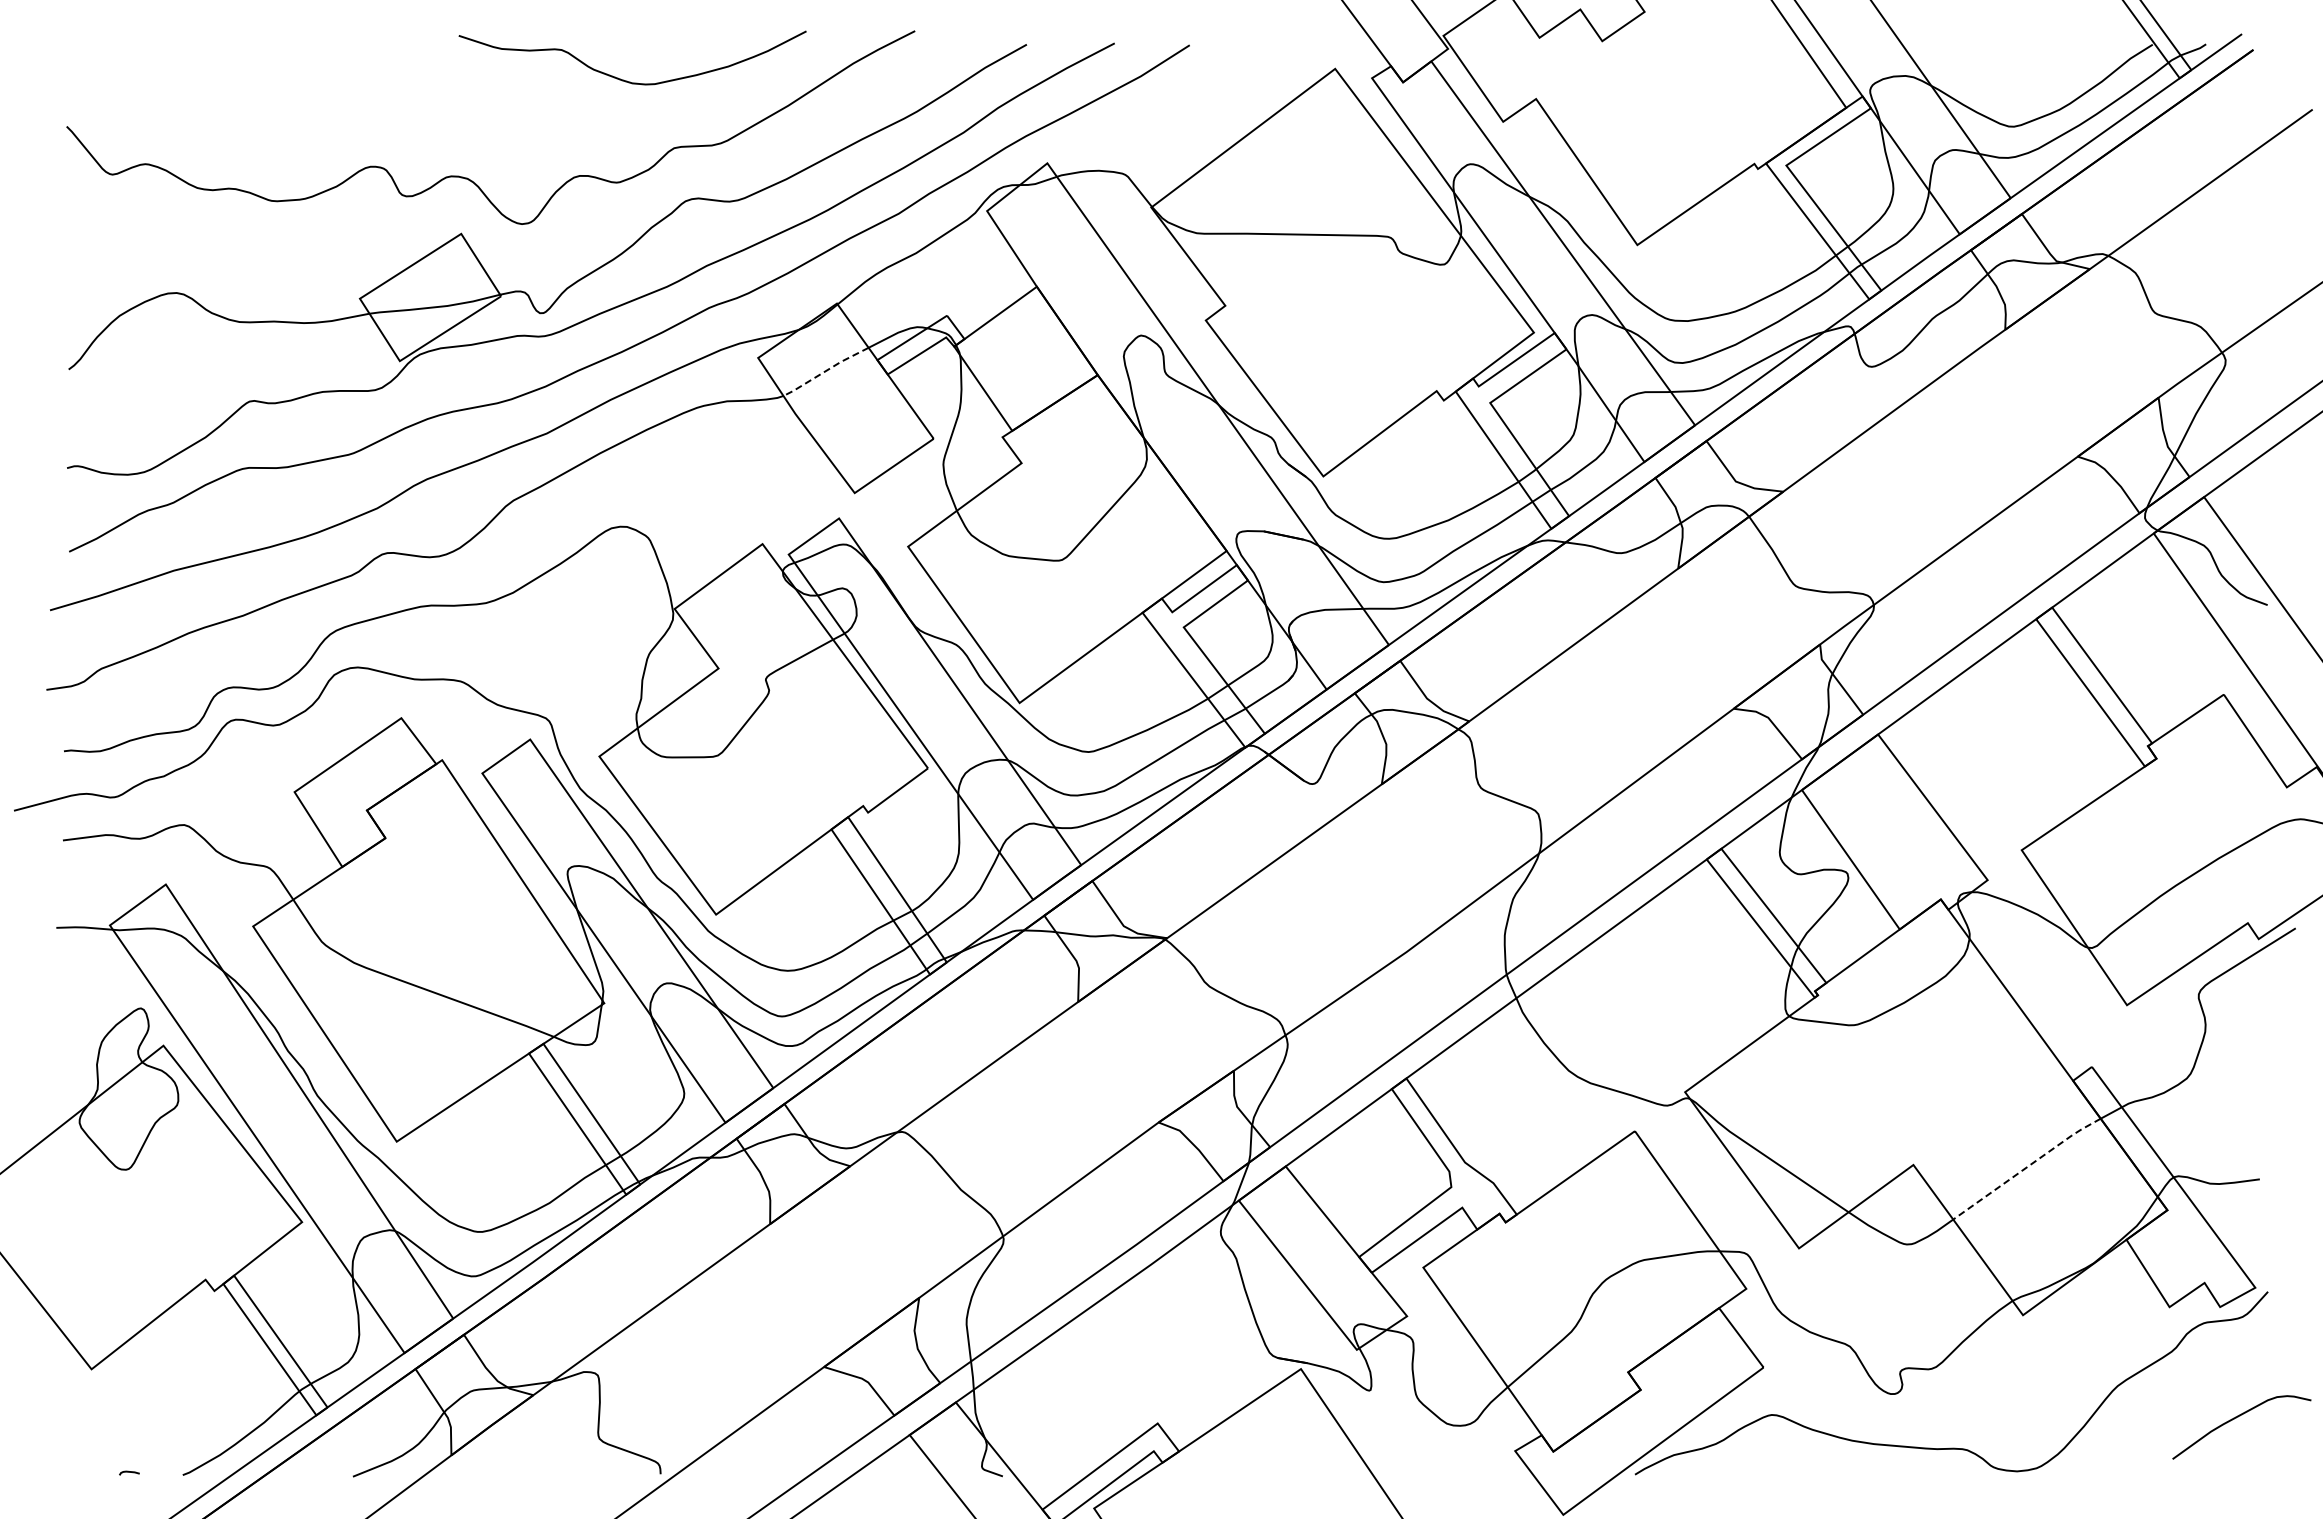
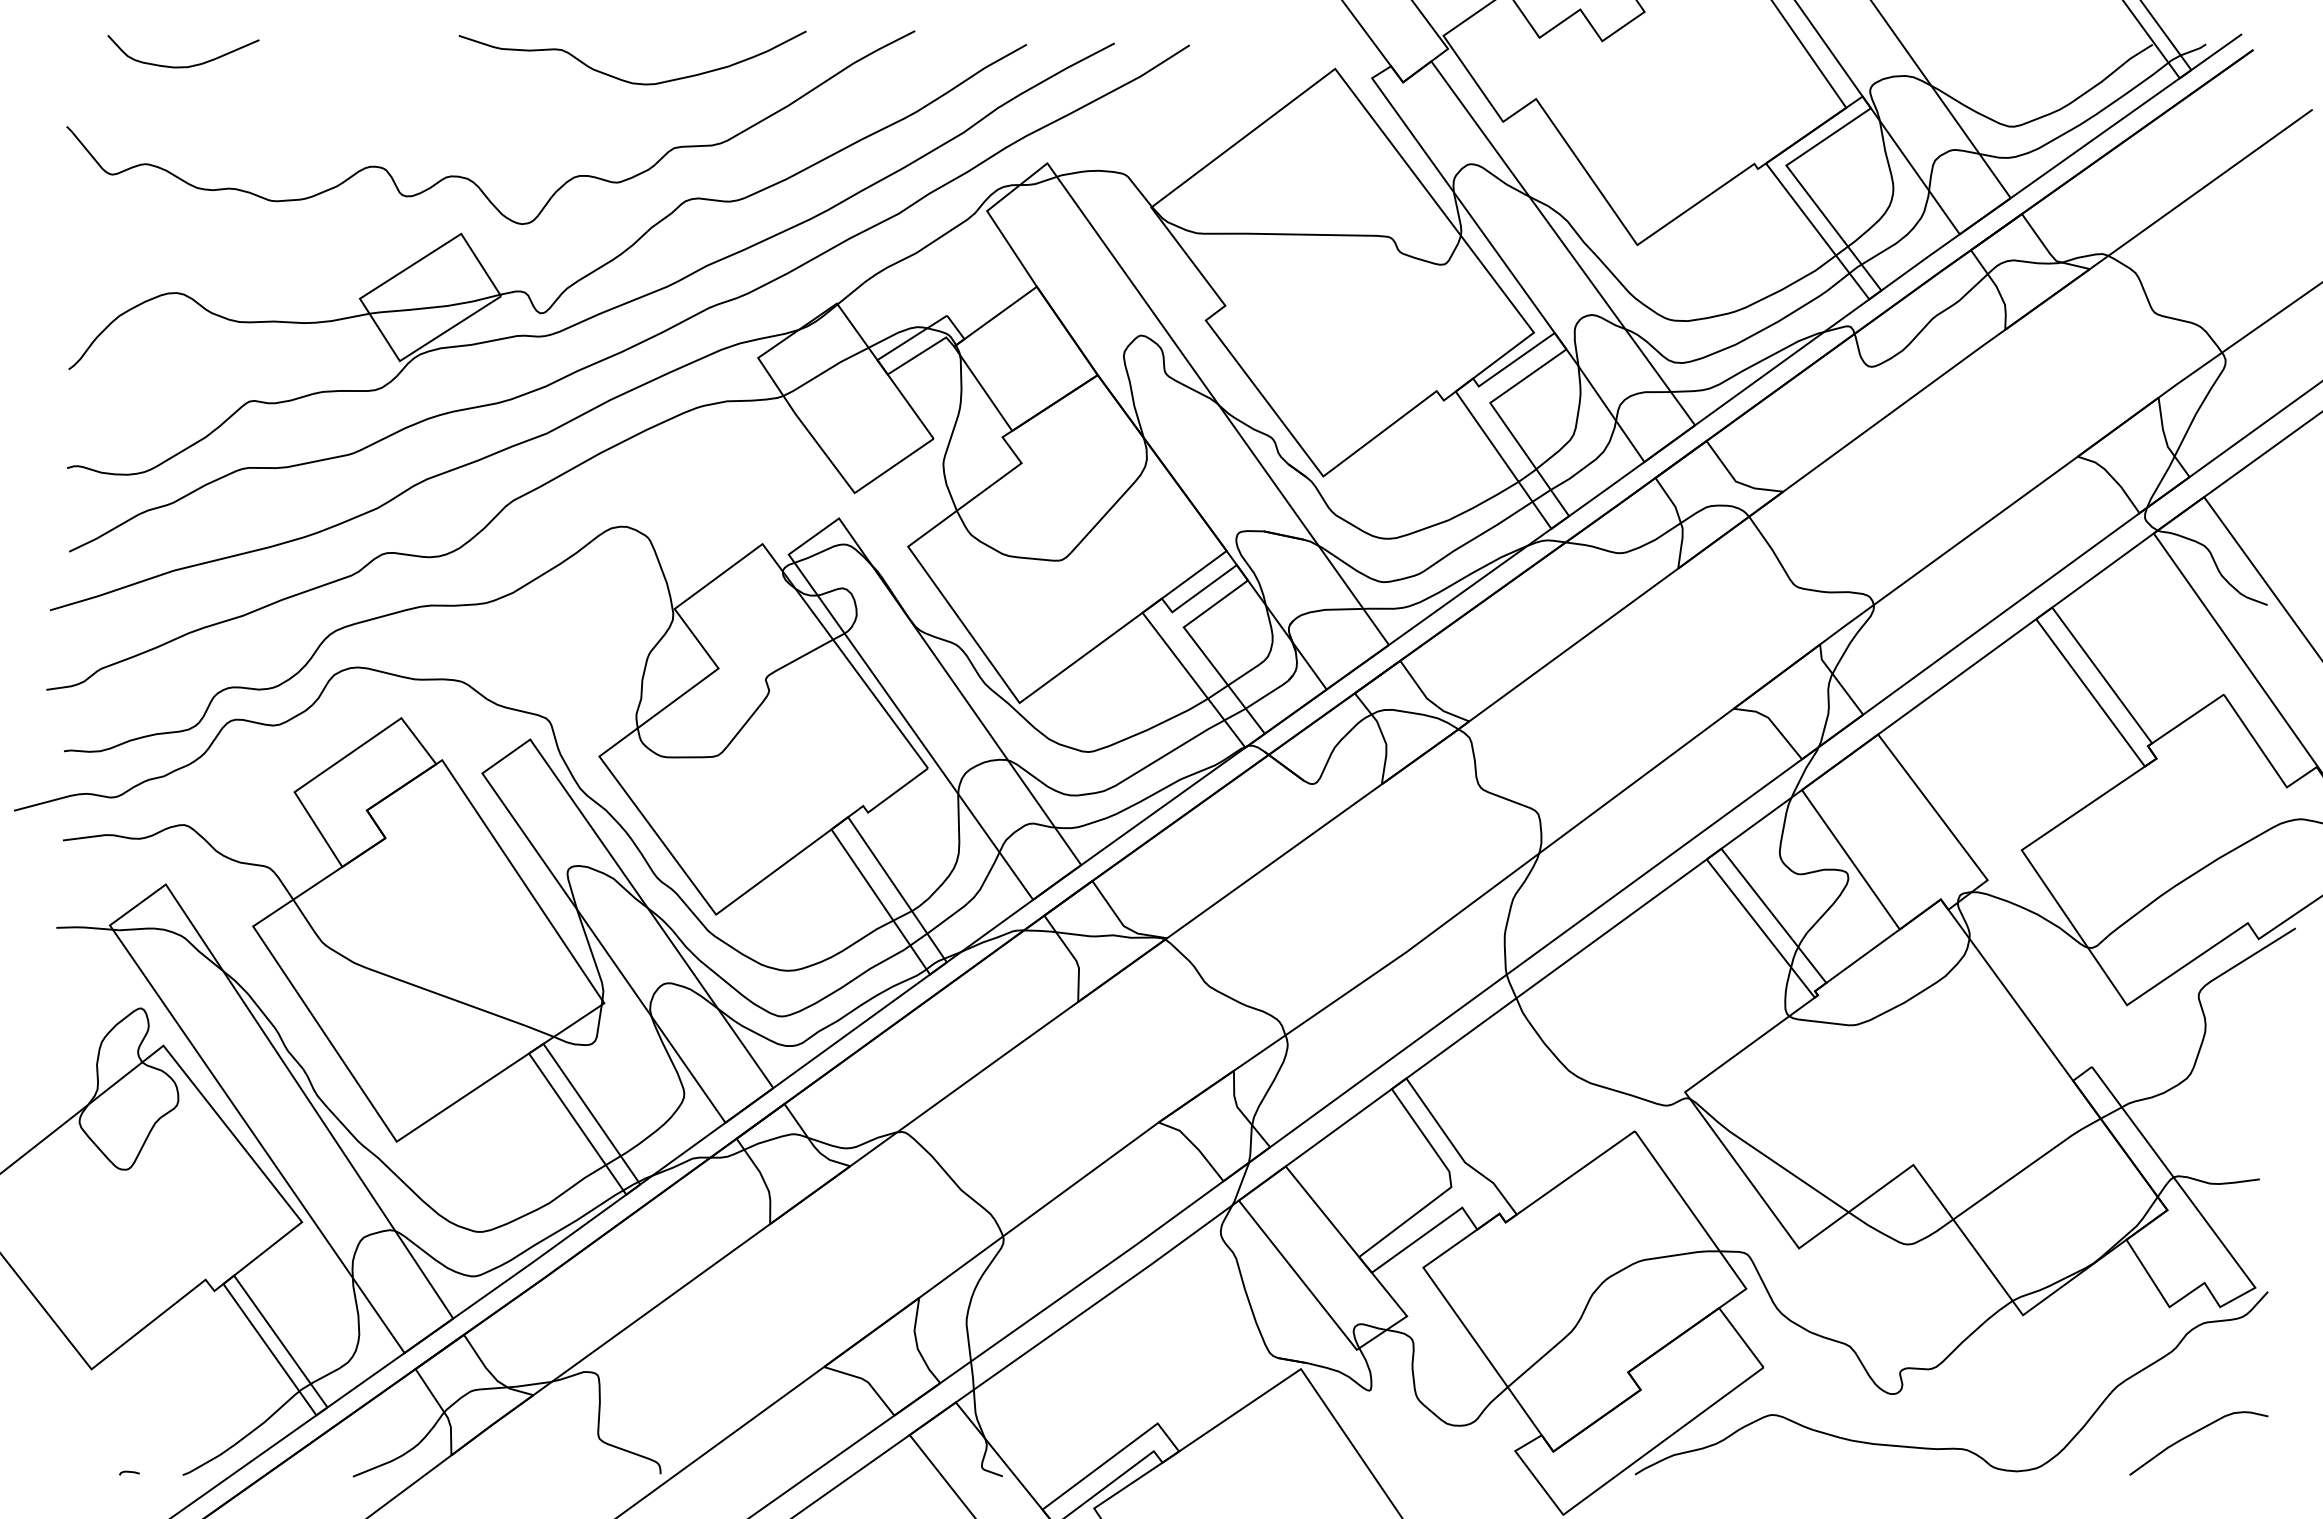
curve: none -> present (183, 66)
line: dashed -> solid (825, 371)
line: dashed -> solid (2027, 1167)
curve position: (2236, 1418) -> (2193, 1434) (2193, 1434)
